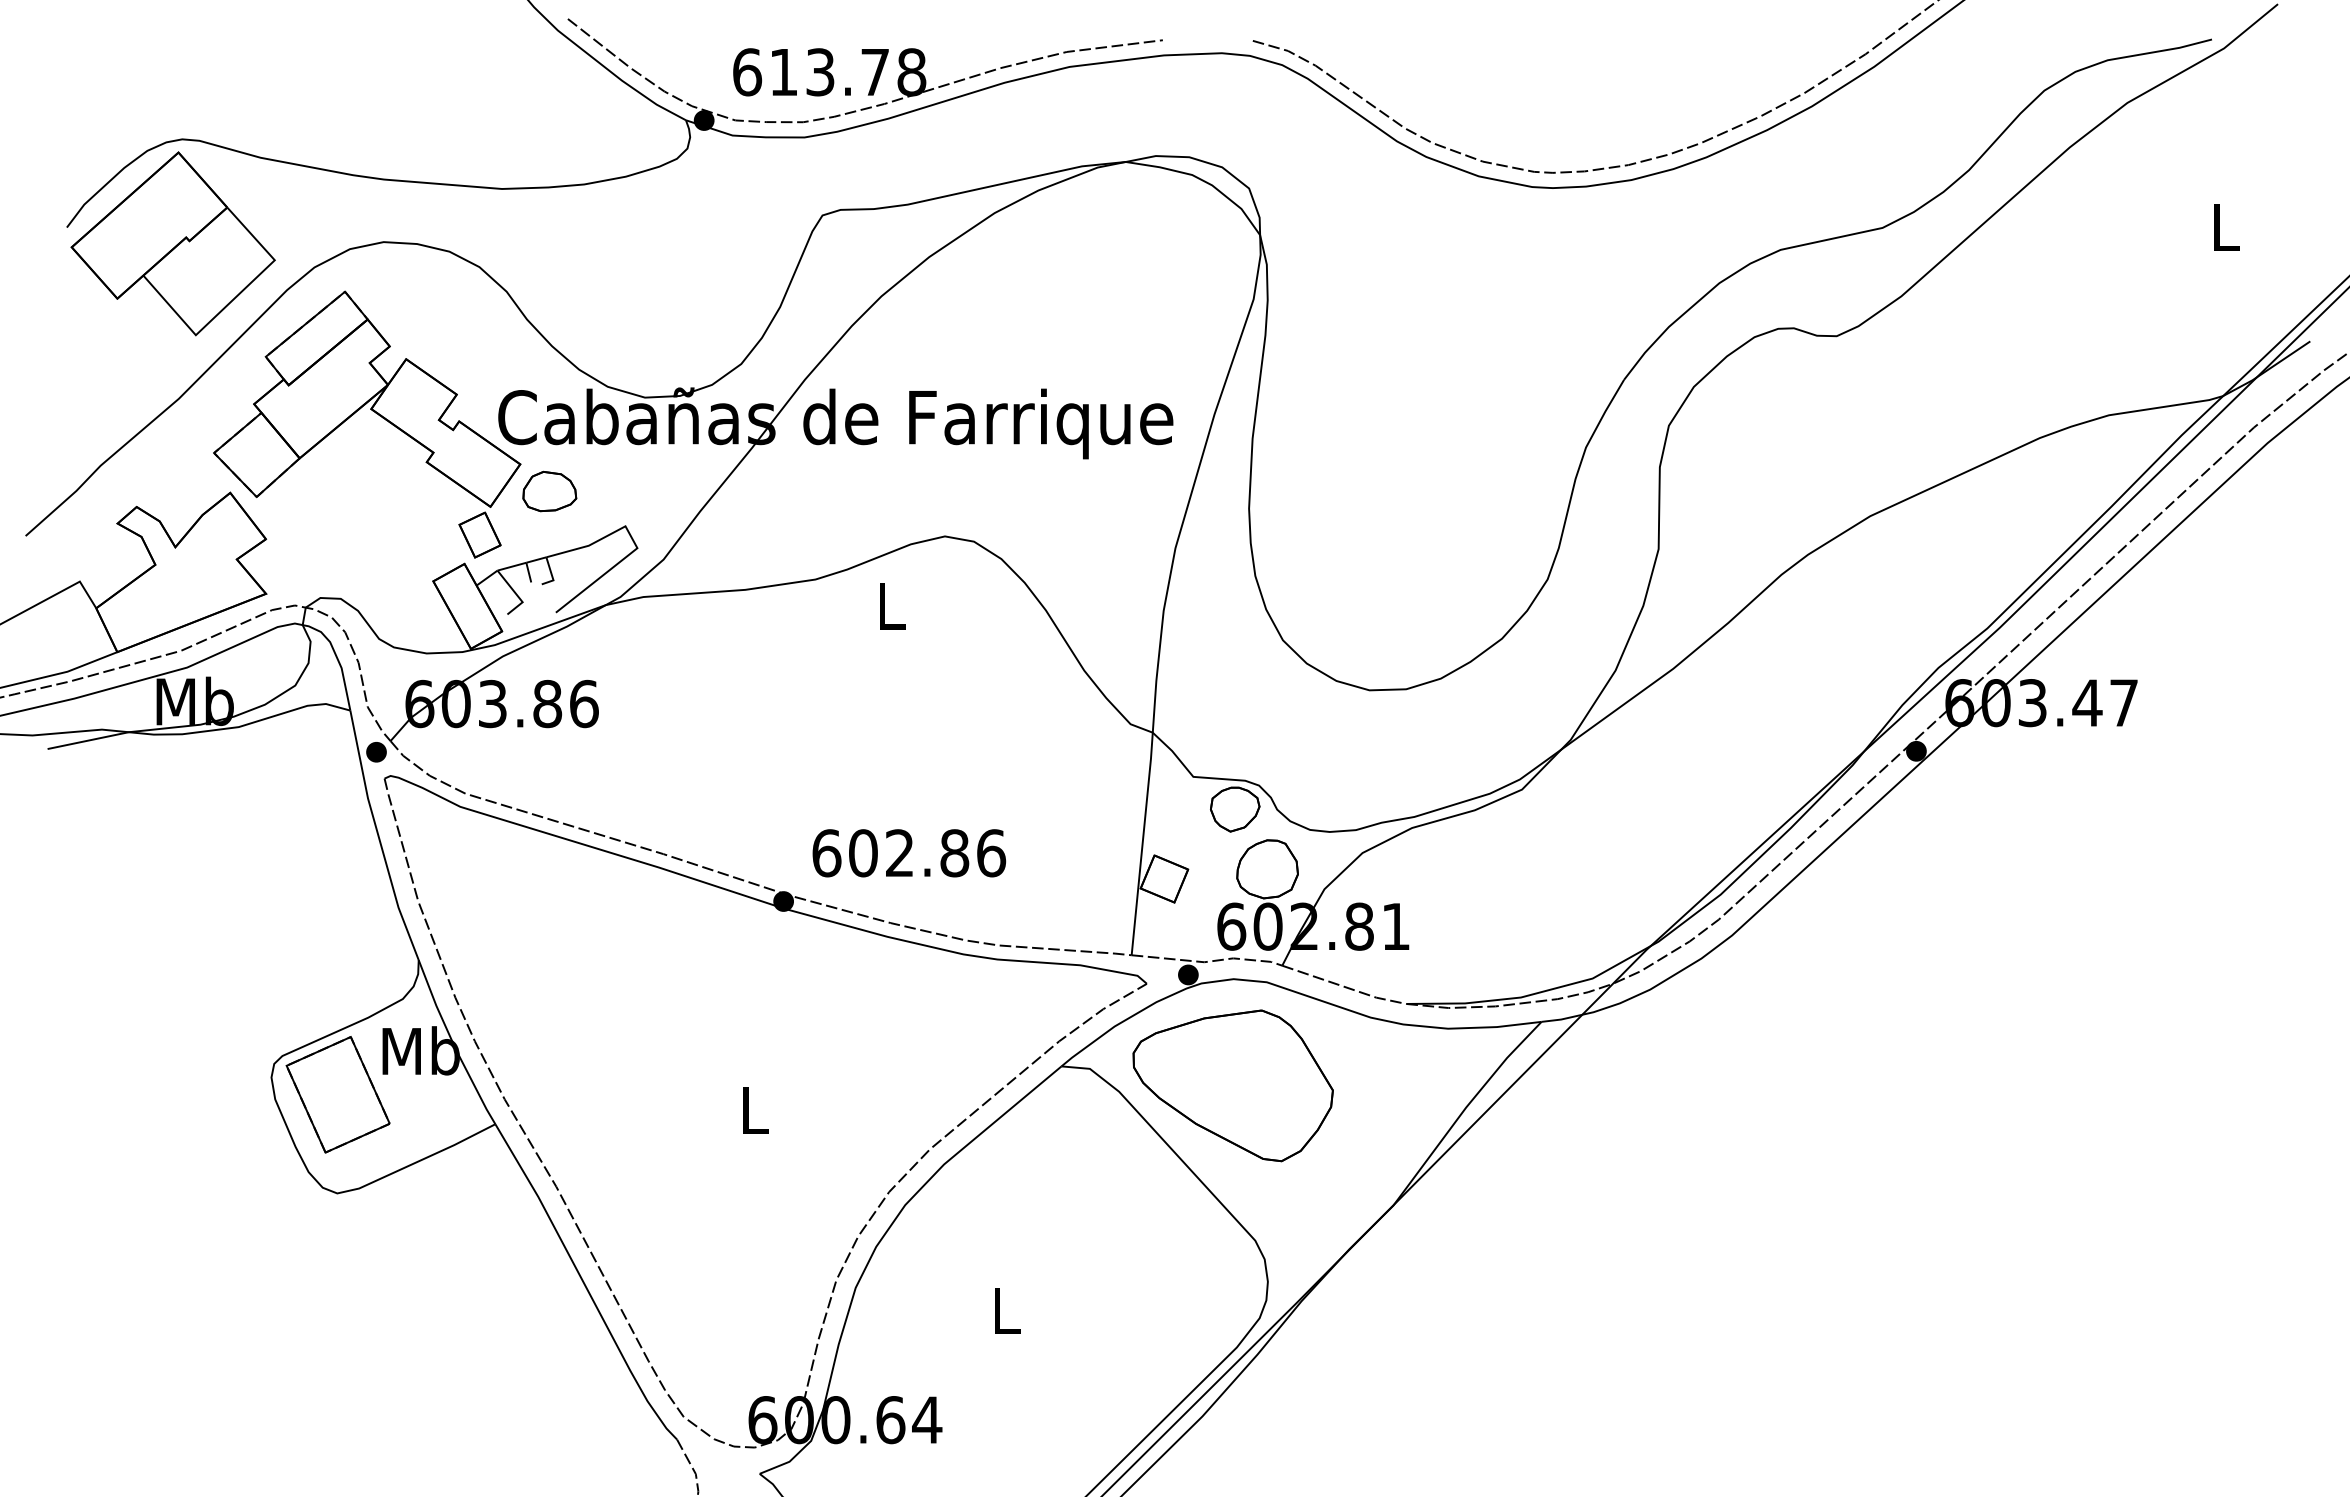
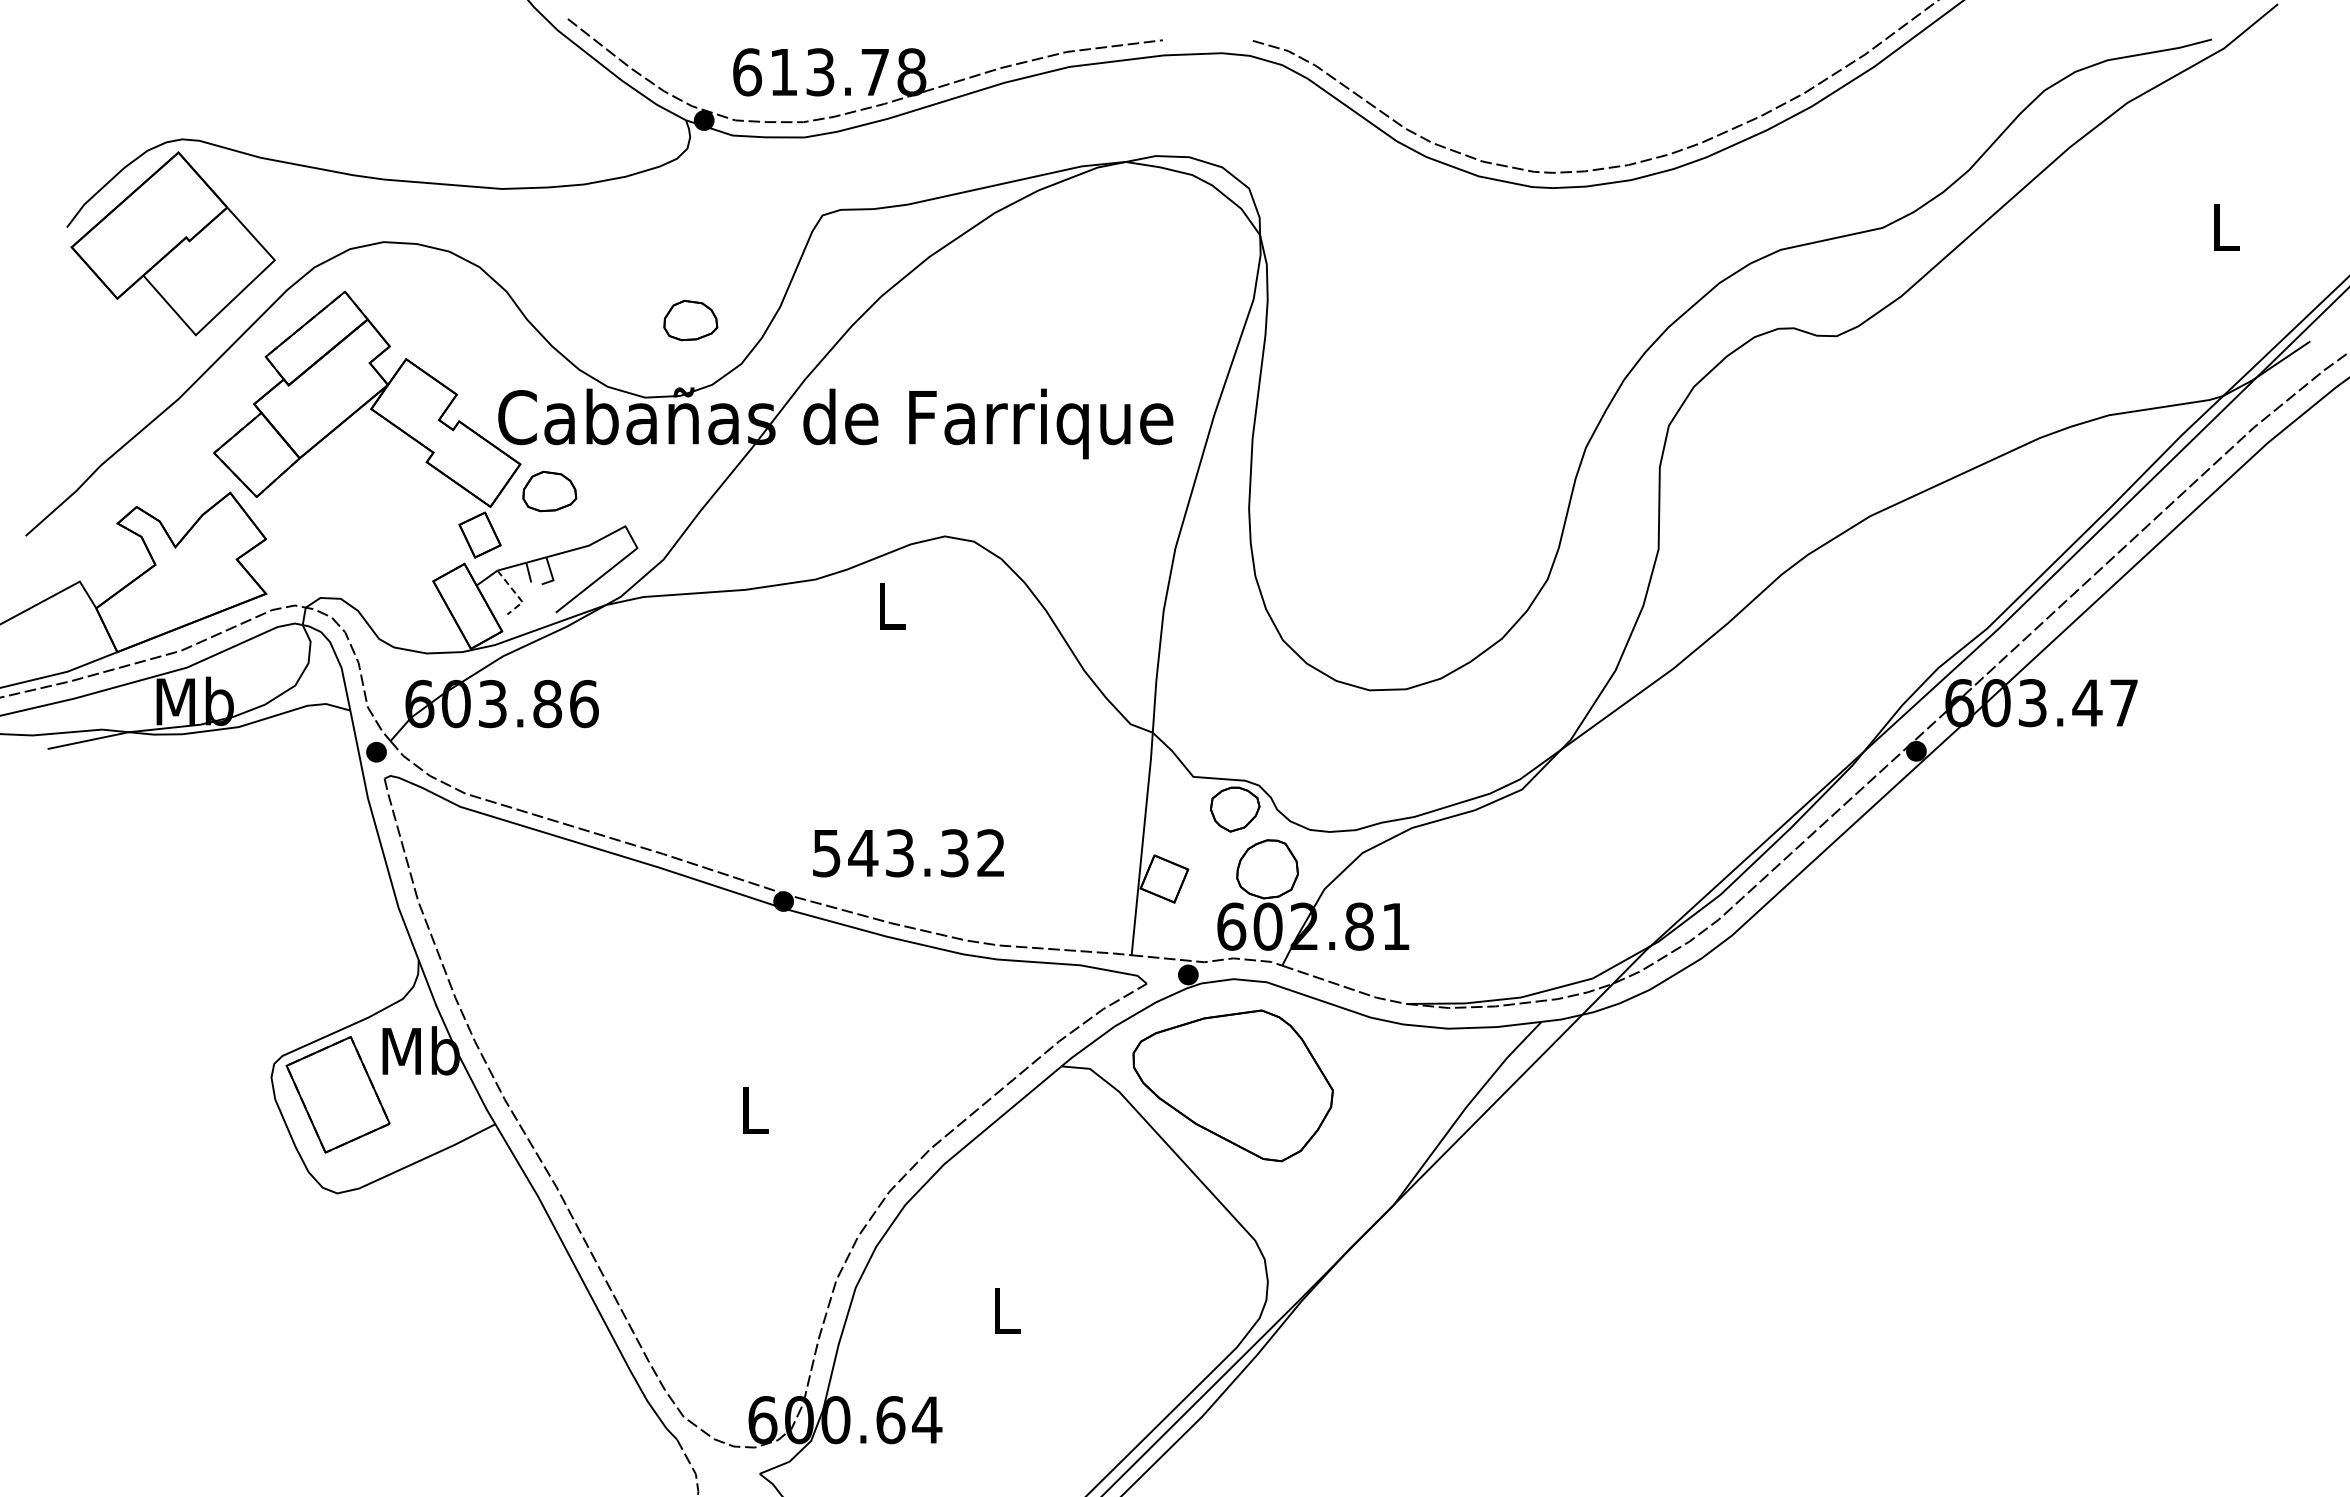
part: none -> present (690, 320)
line: solid -> dashed (516, 594)
text: 602.86 -> 543.32 (909, 853)
